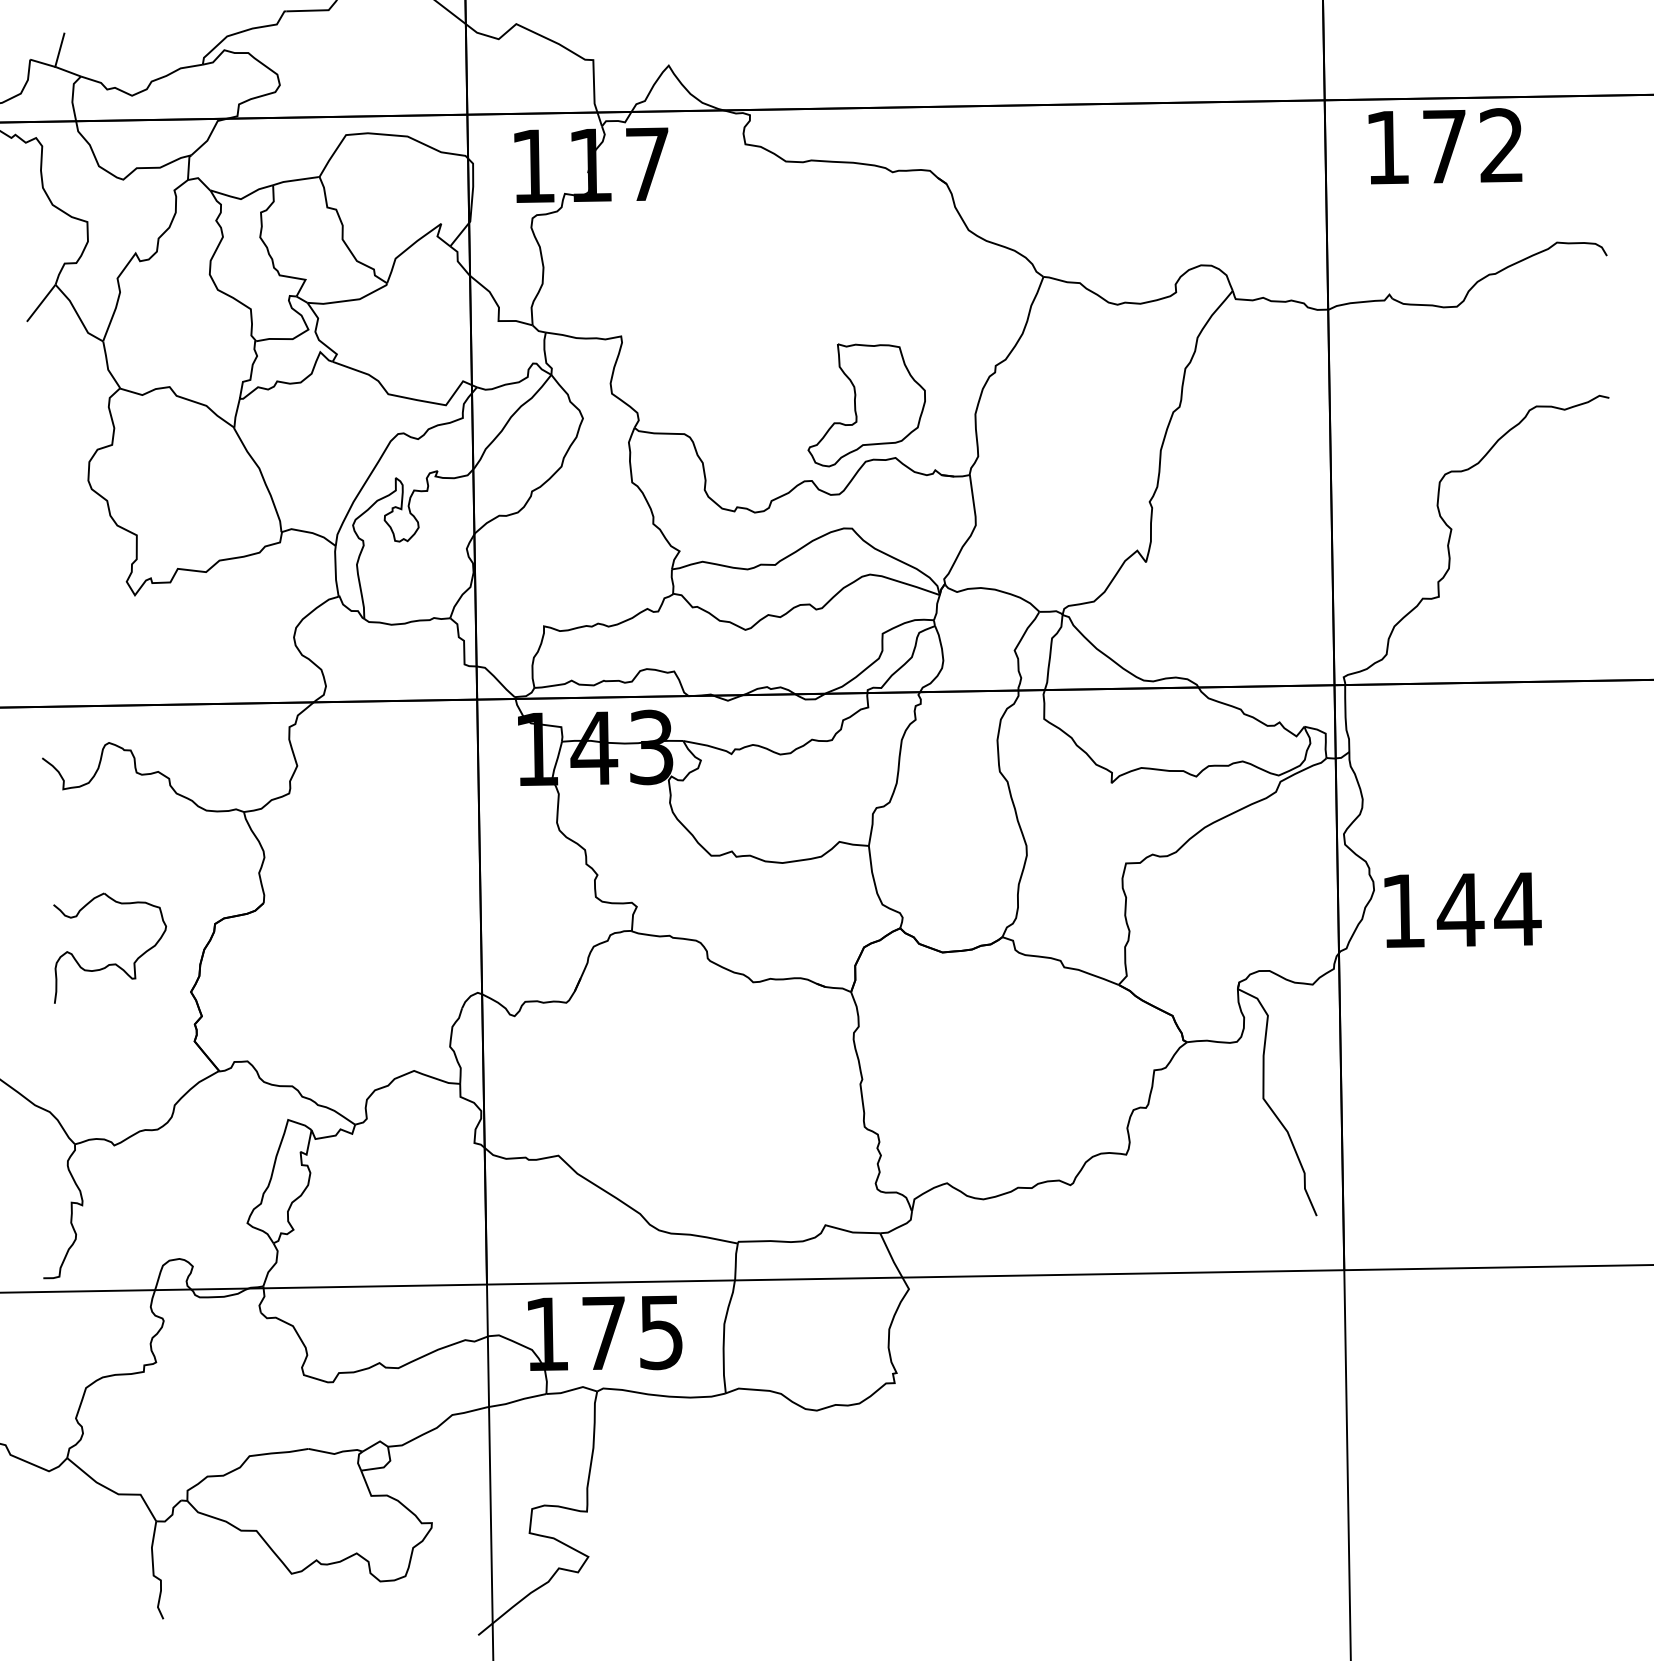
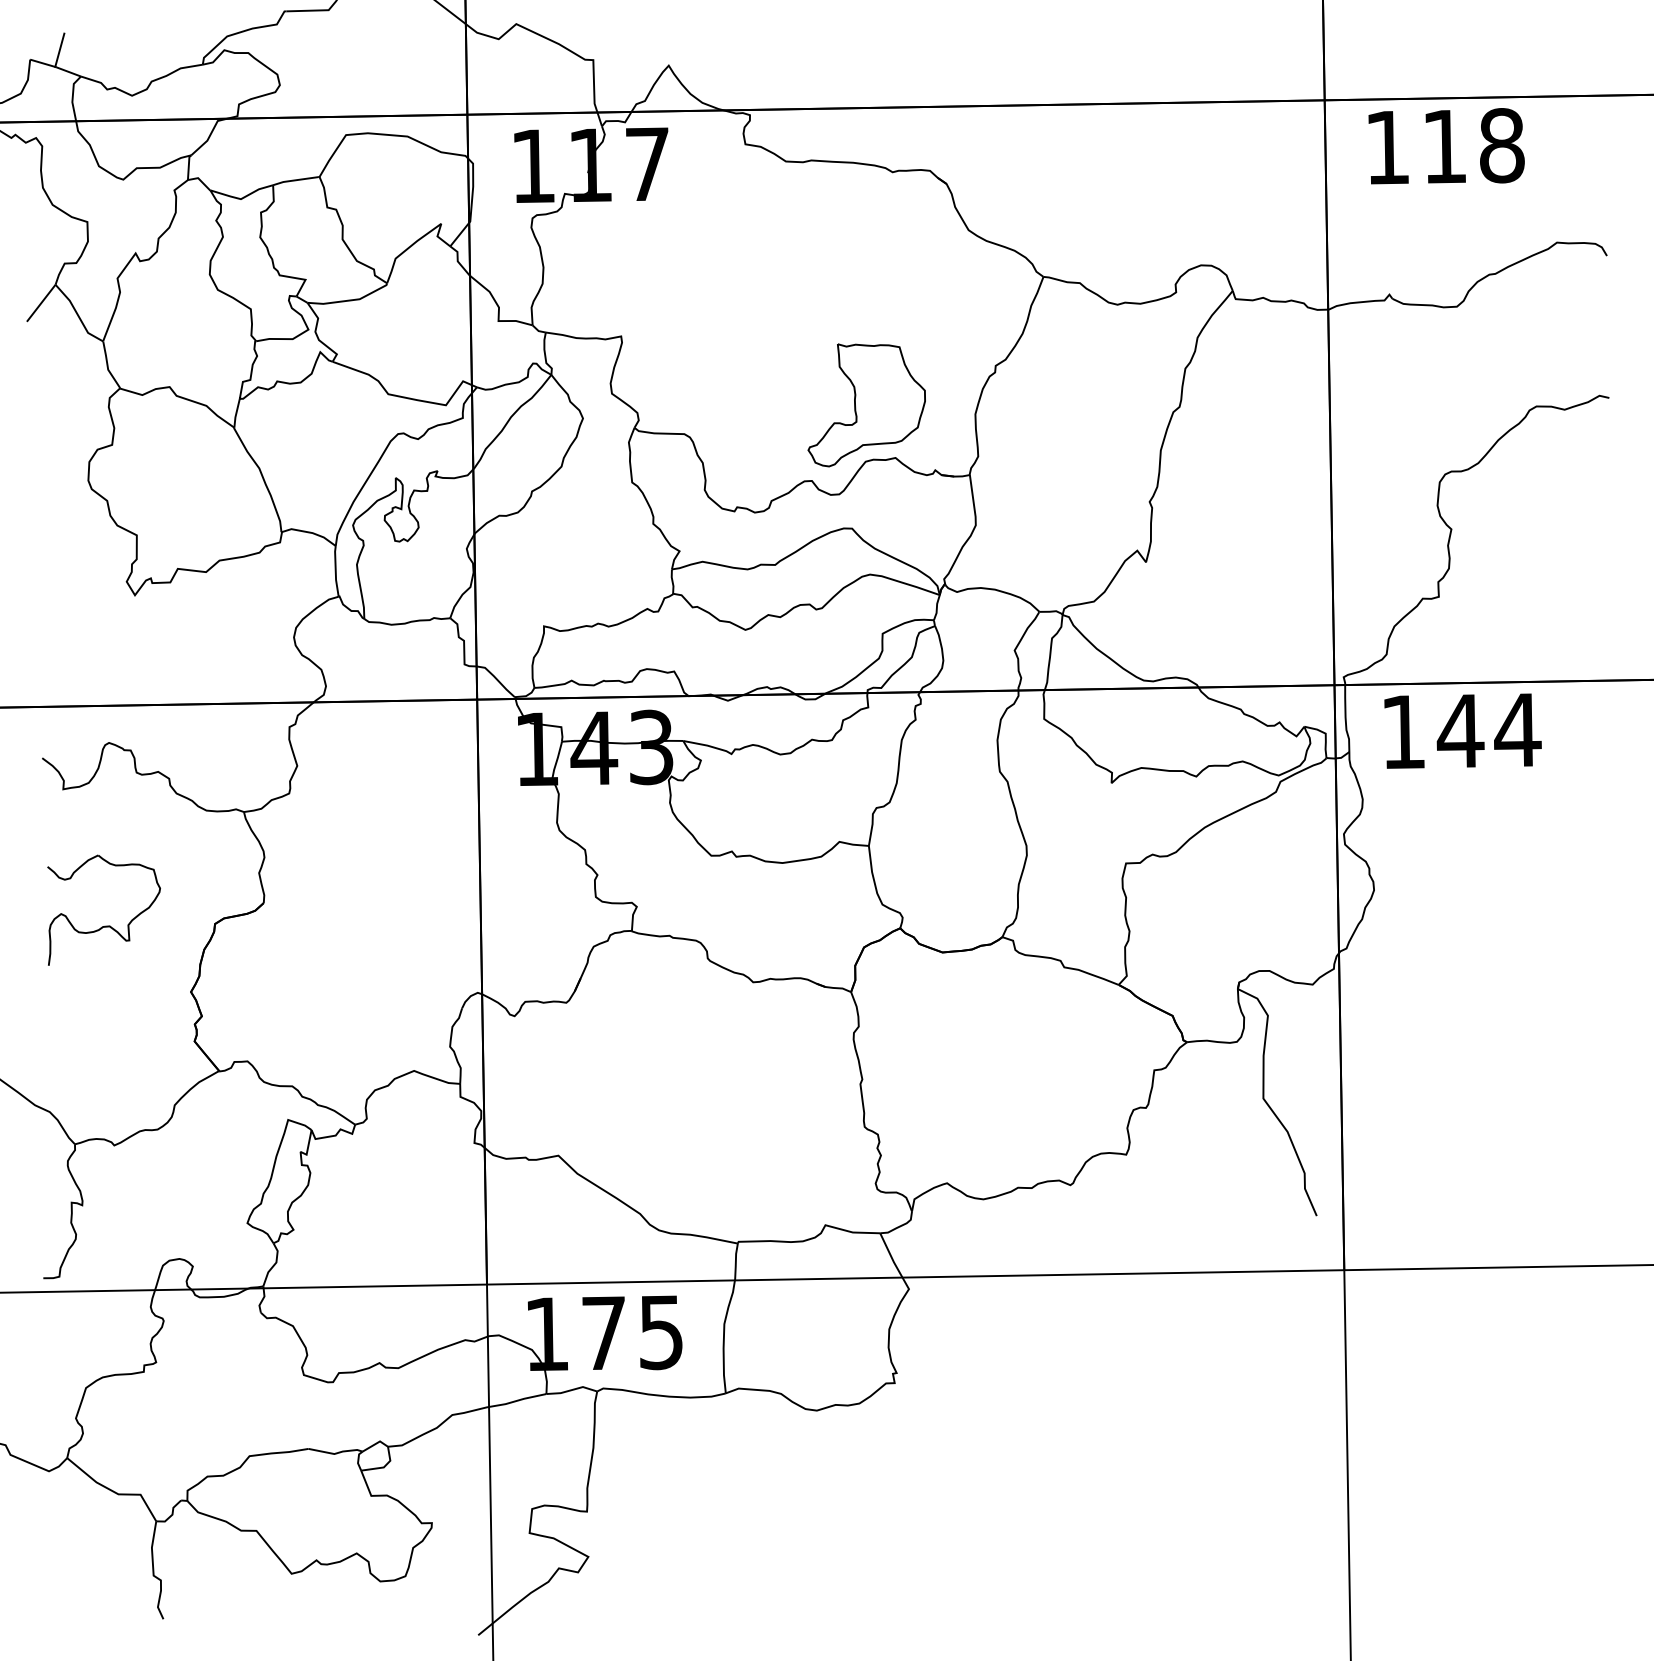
text: 172 -> 118 (1473, 145)
text position: (1462, 909) -> (1462, 730) (1462, 730)
part position: (110, 963) -> (104, 925) (104, 925)
